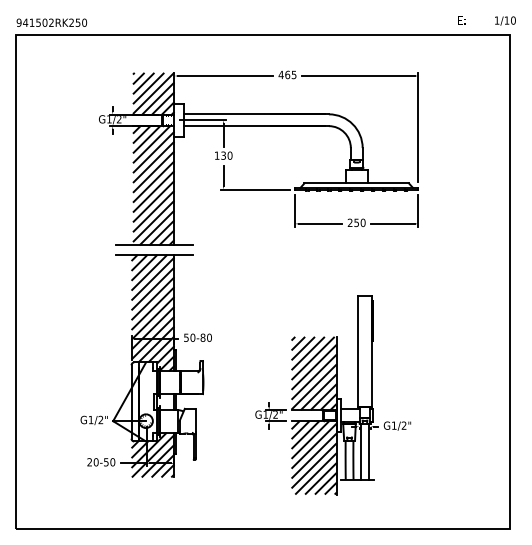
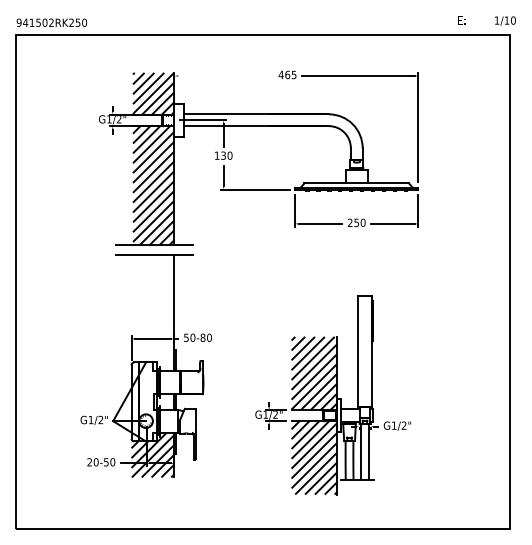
line: present -> none (225, 76)
hatch: present -> none (152, 312)
